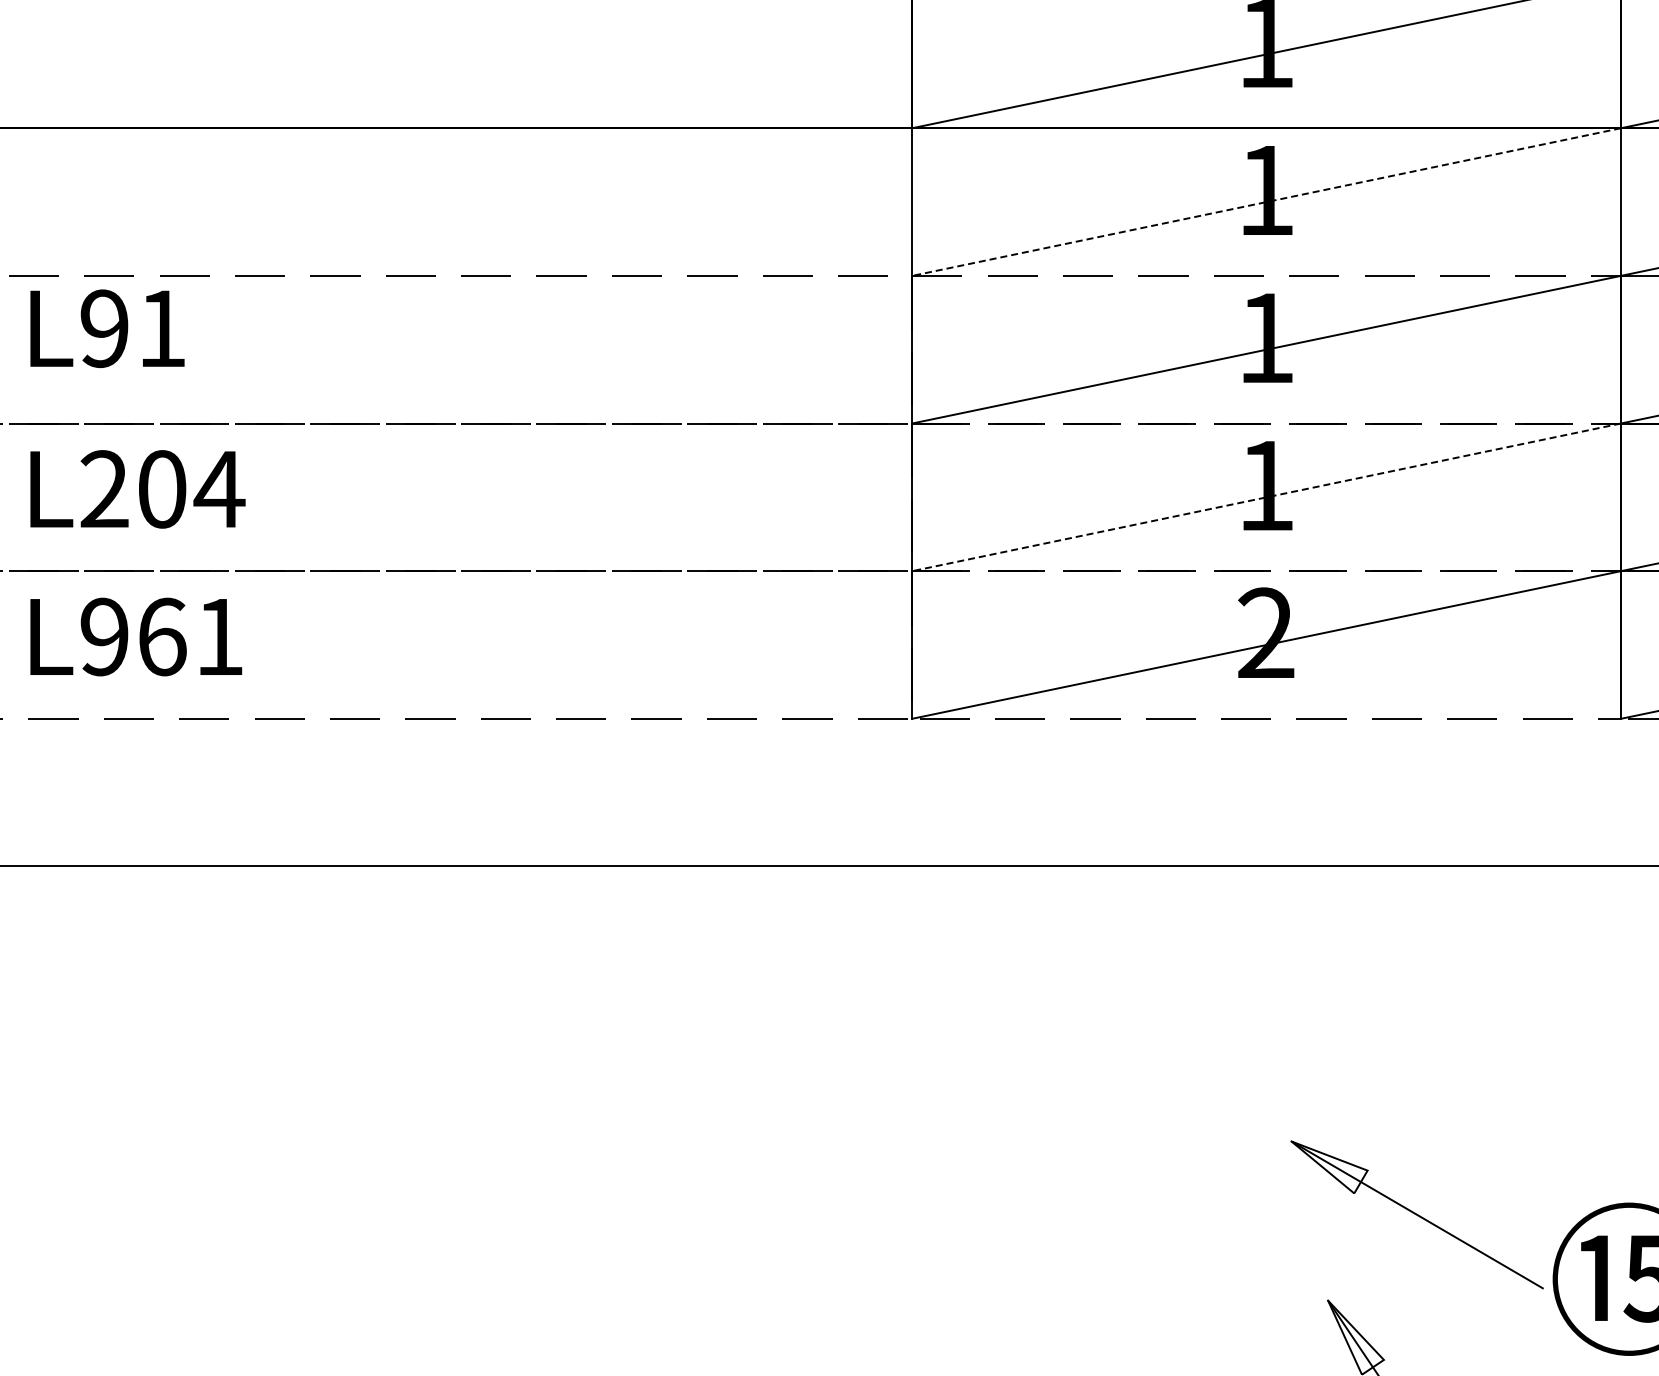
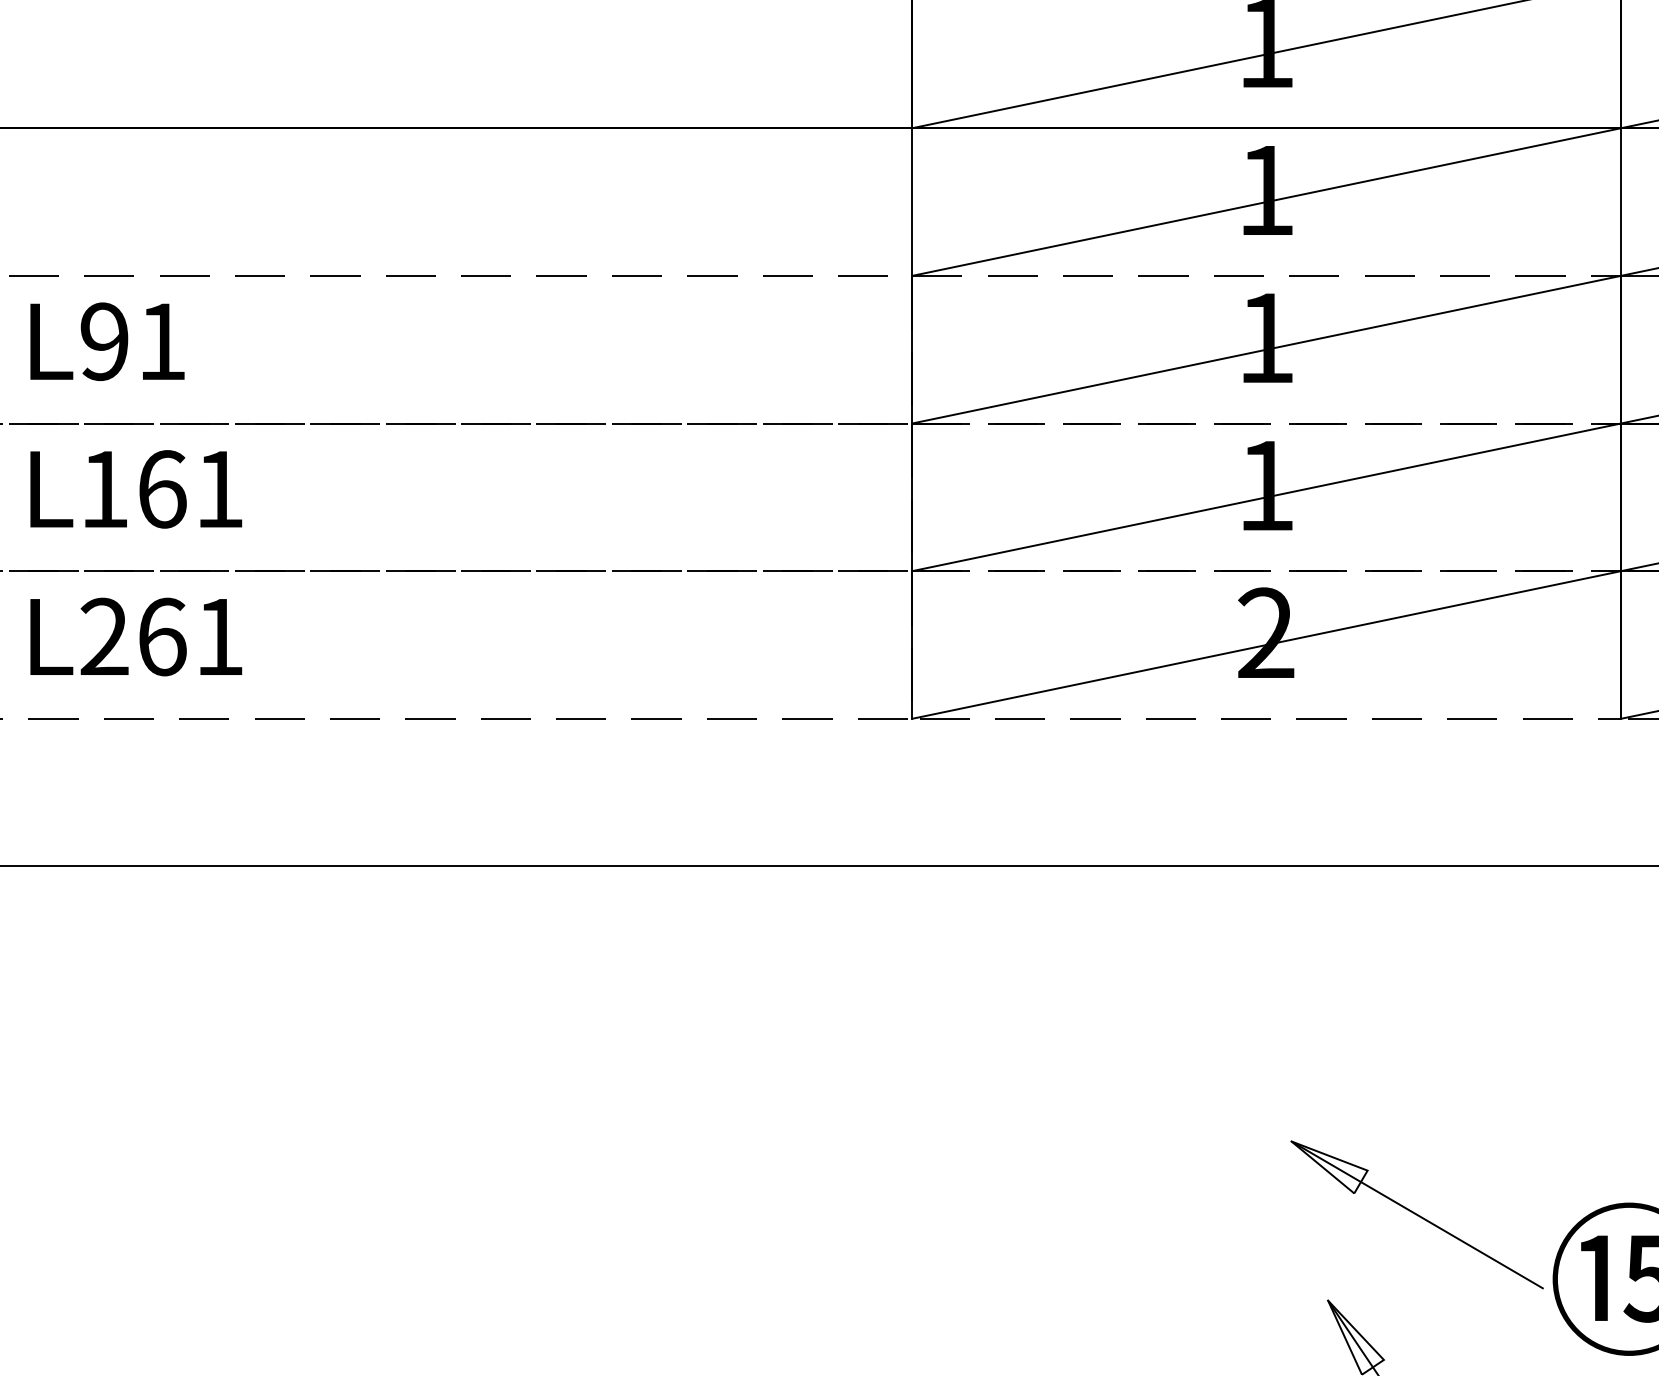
line: dashed -> solid (1266, 202)
text position: (107, 328) -> (107, 341) (107, 341)
text: L204 -> L161 (162, 489)
line: dashed -> solid (1266, 497)
text: L961 -> L261 (104, 637)
